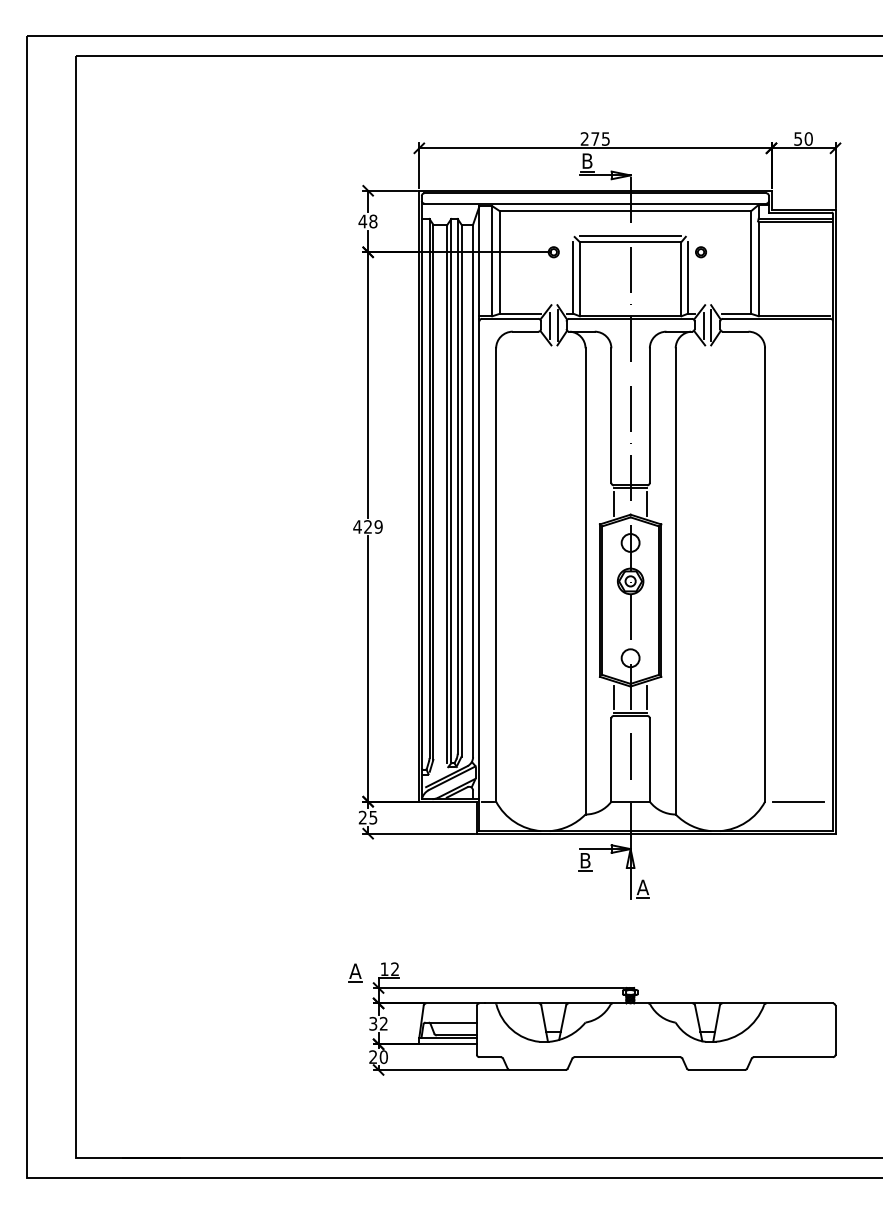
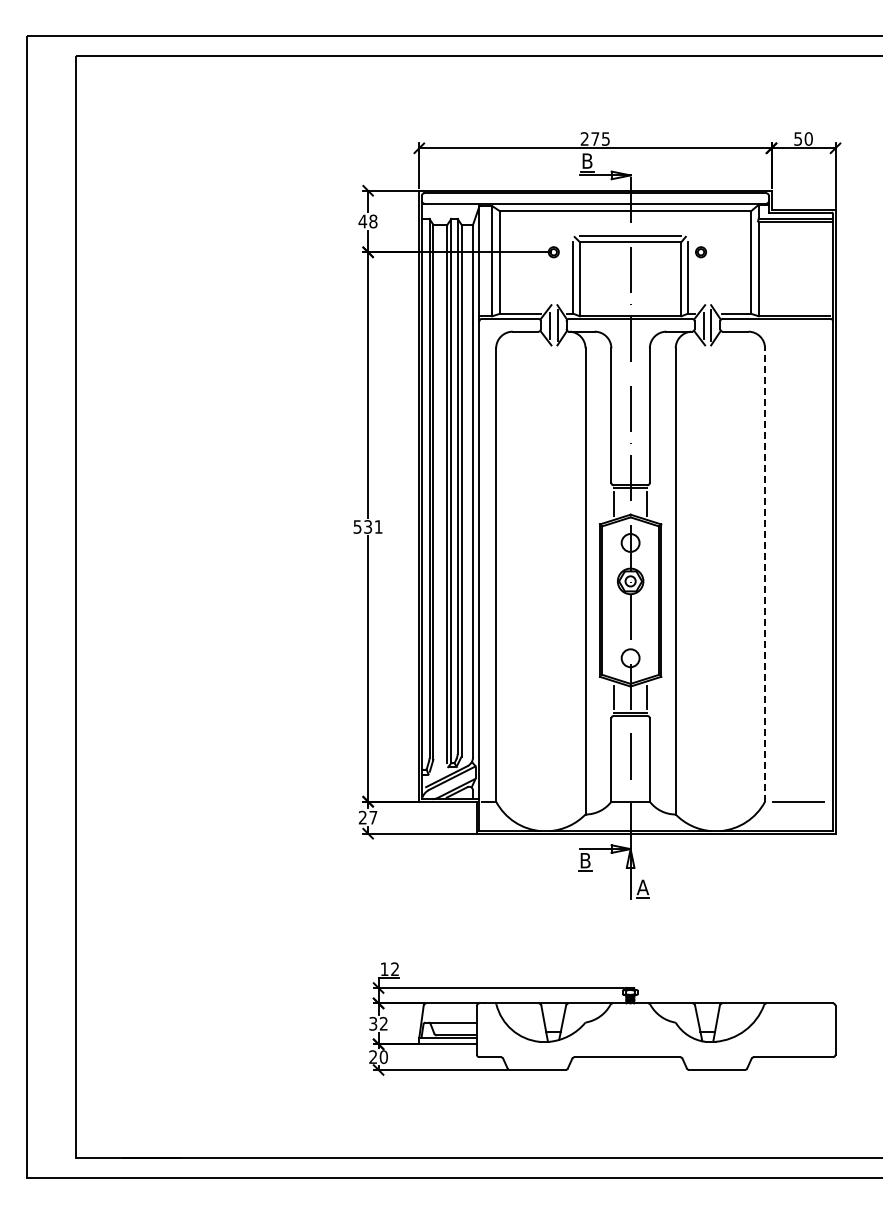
text: 429 -> 531 (367, 526)
line: solid -> dashed (765, 575)
text: 25 -> 27 (373, 817)
part: present -> none (355, 972)
